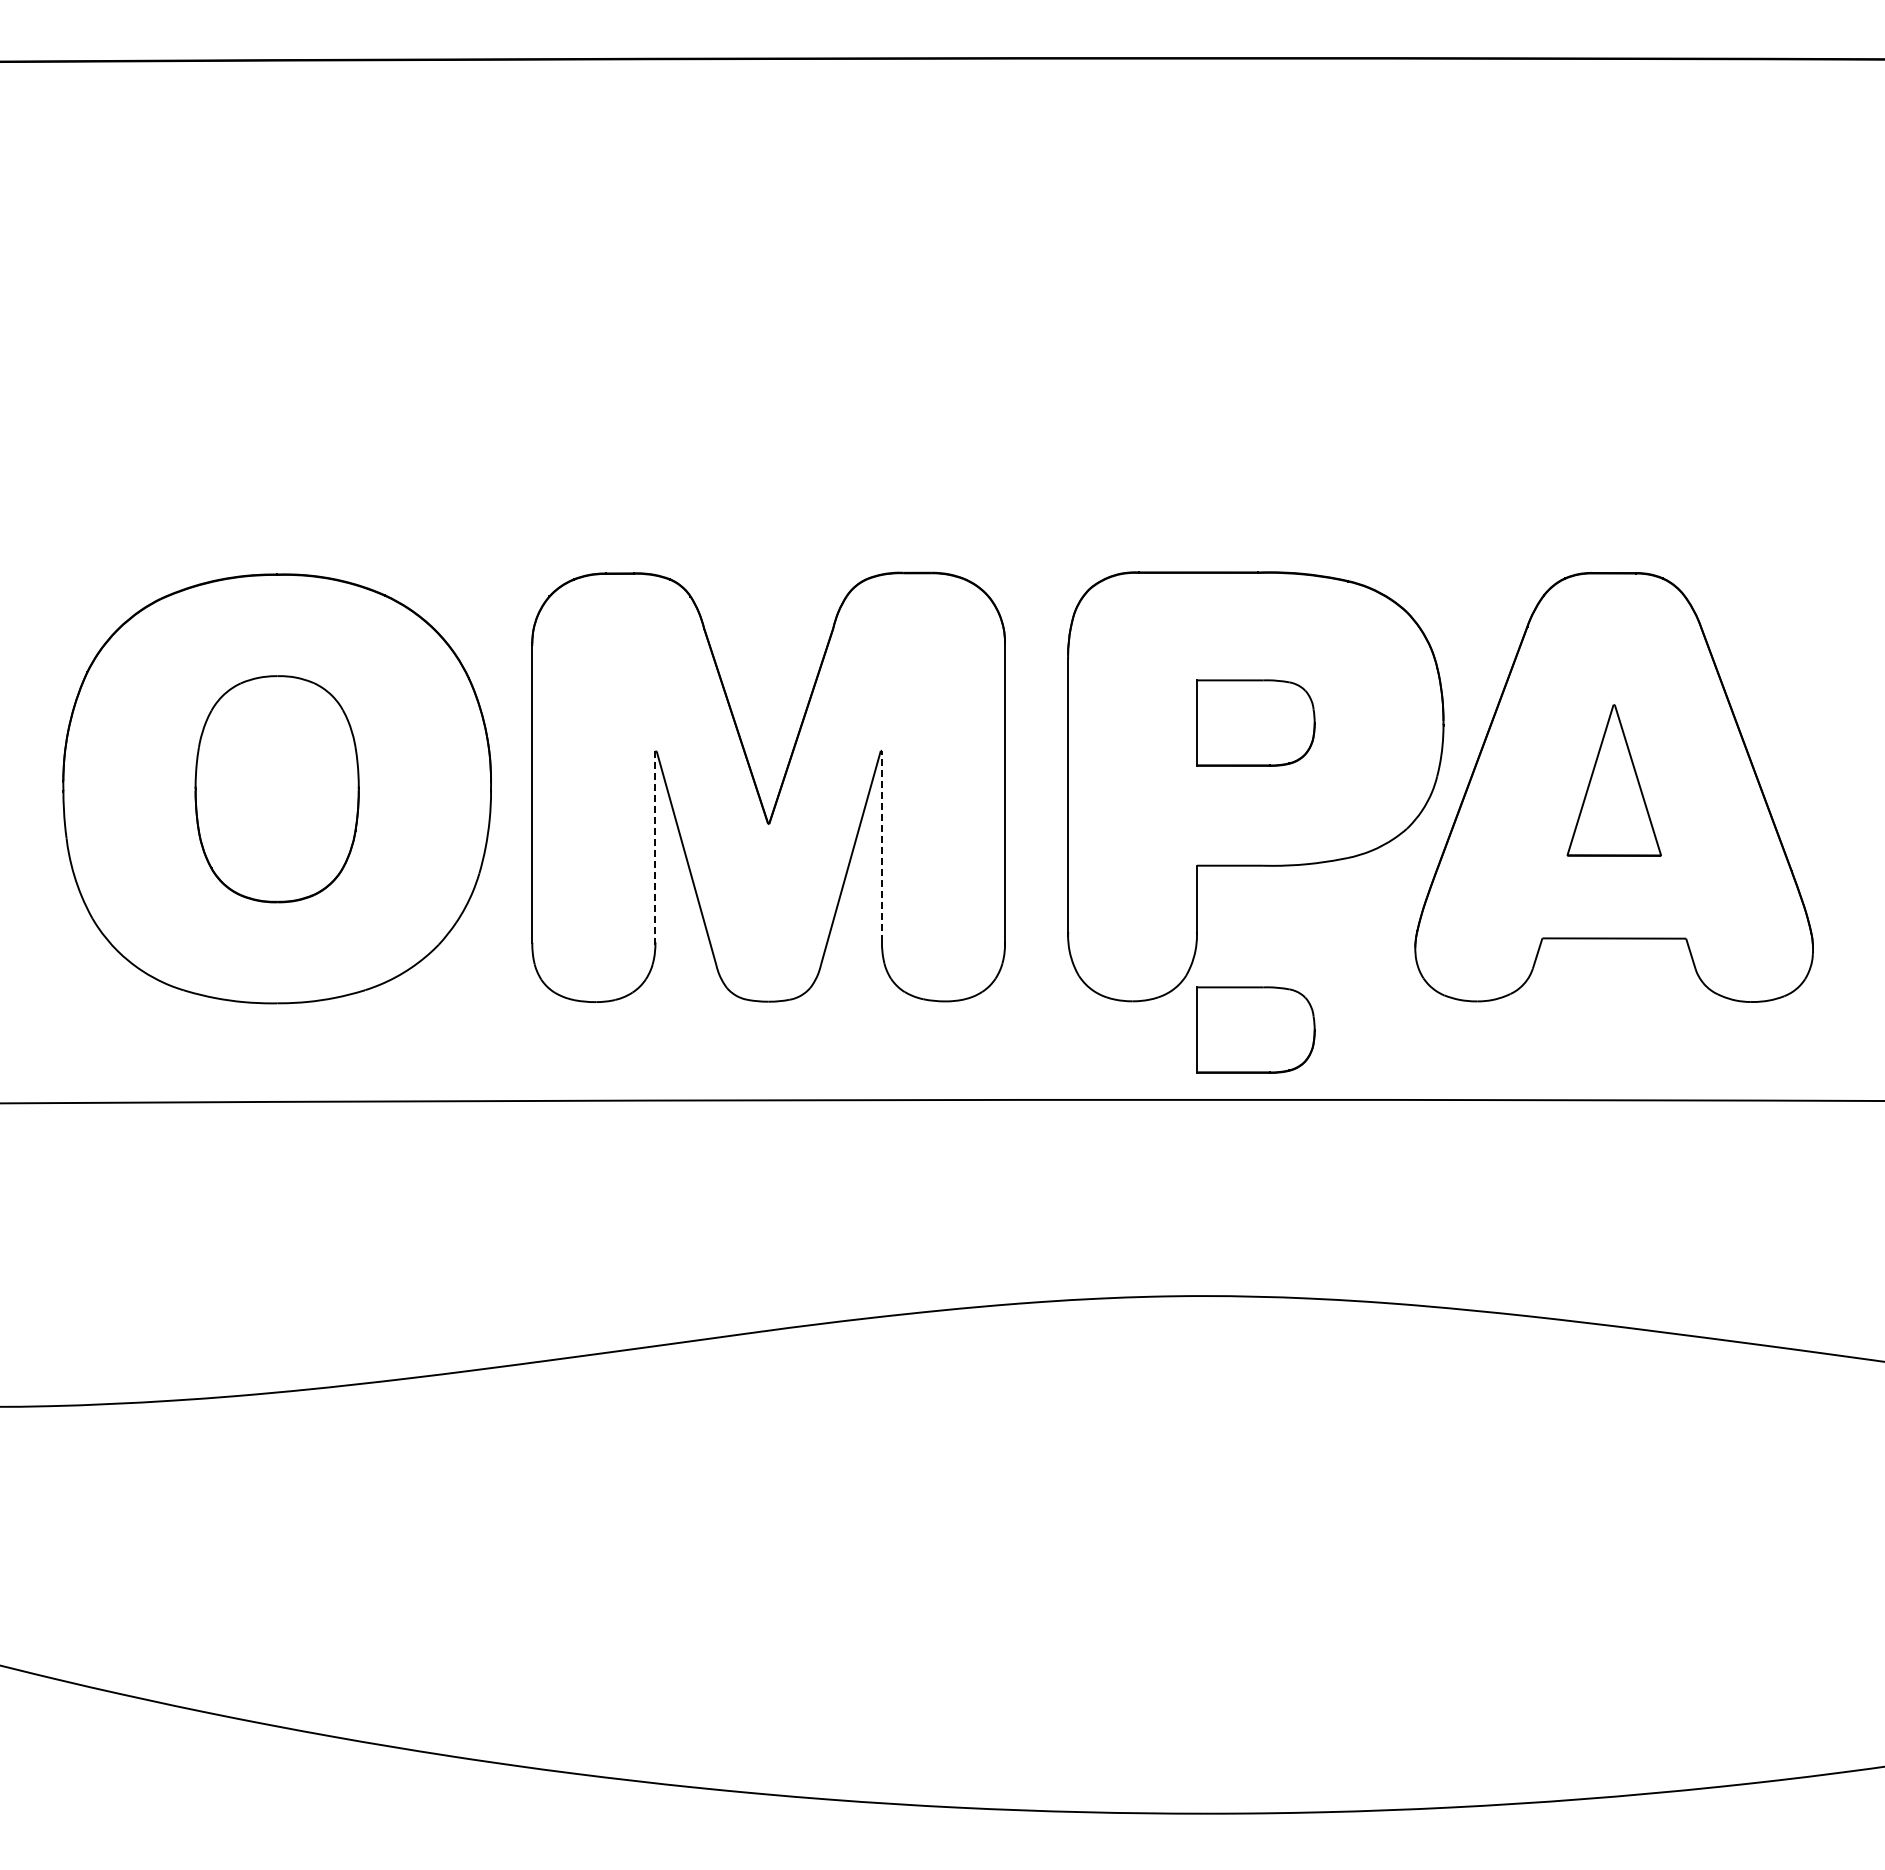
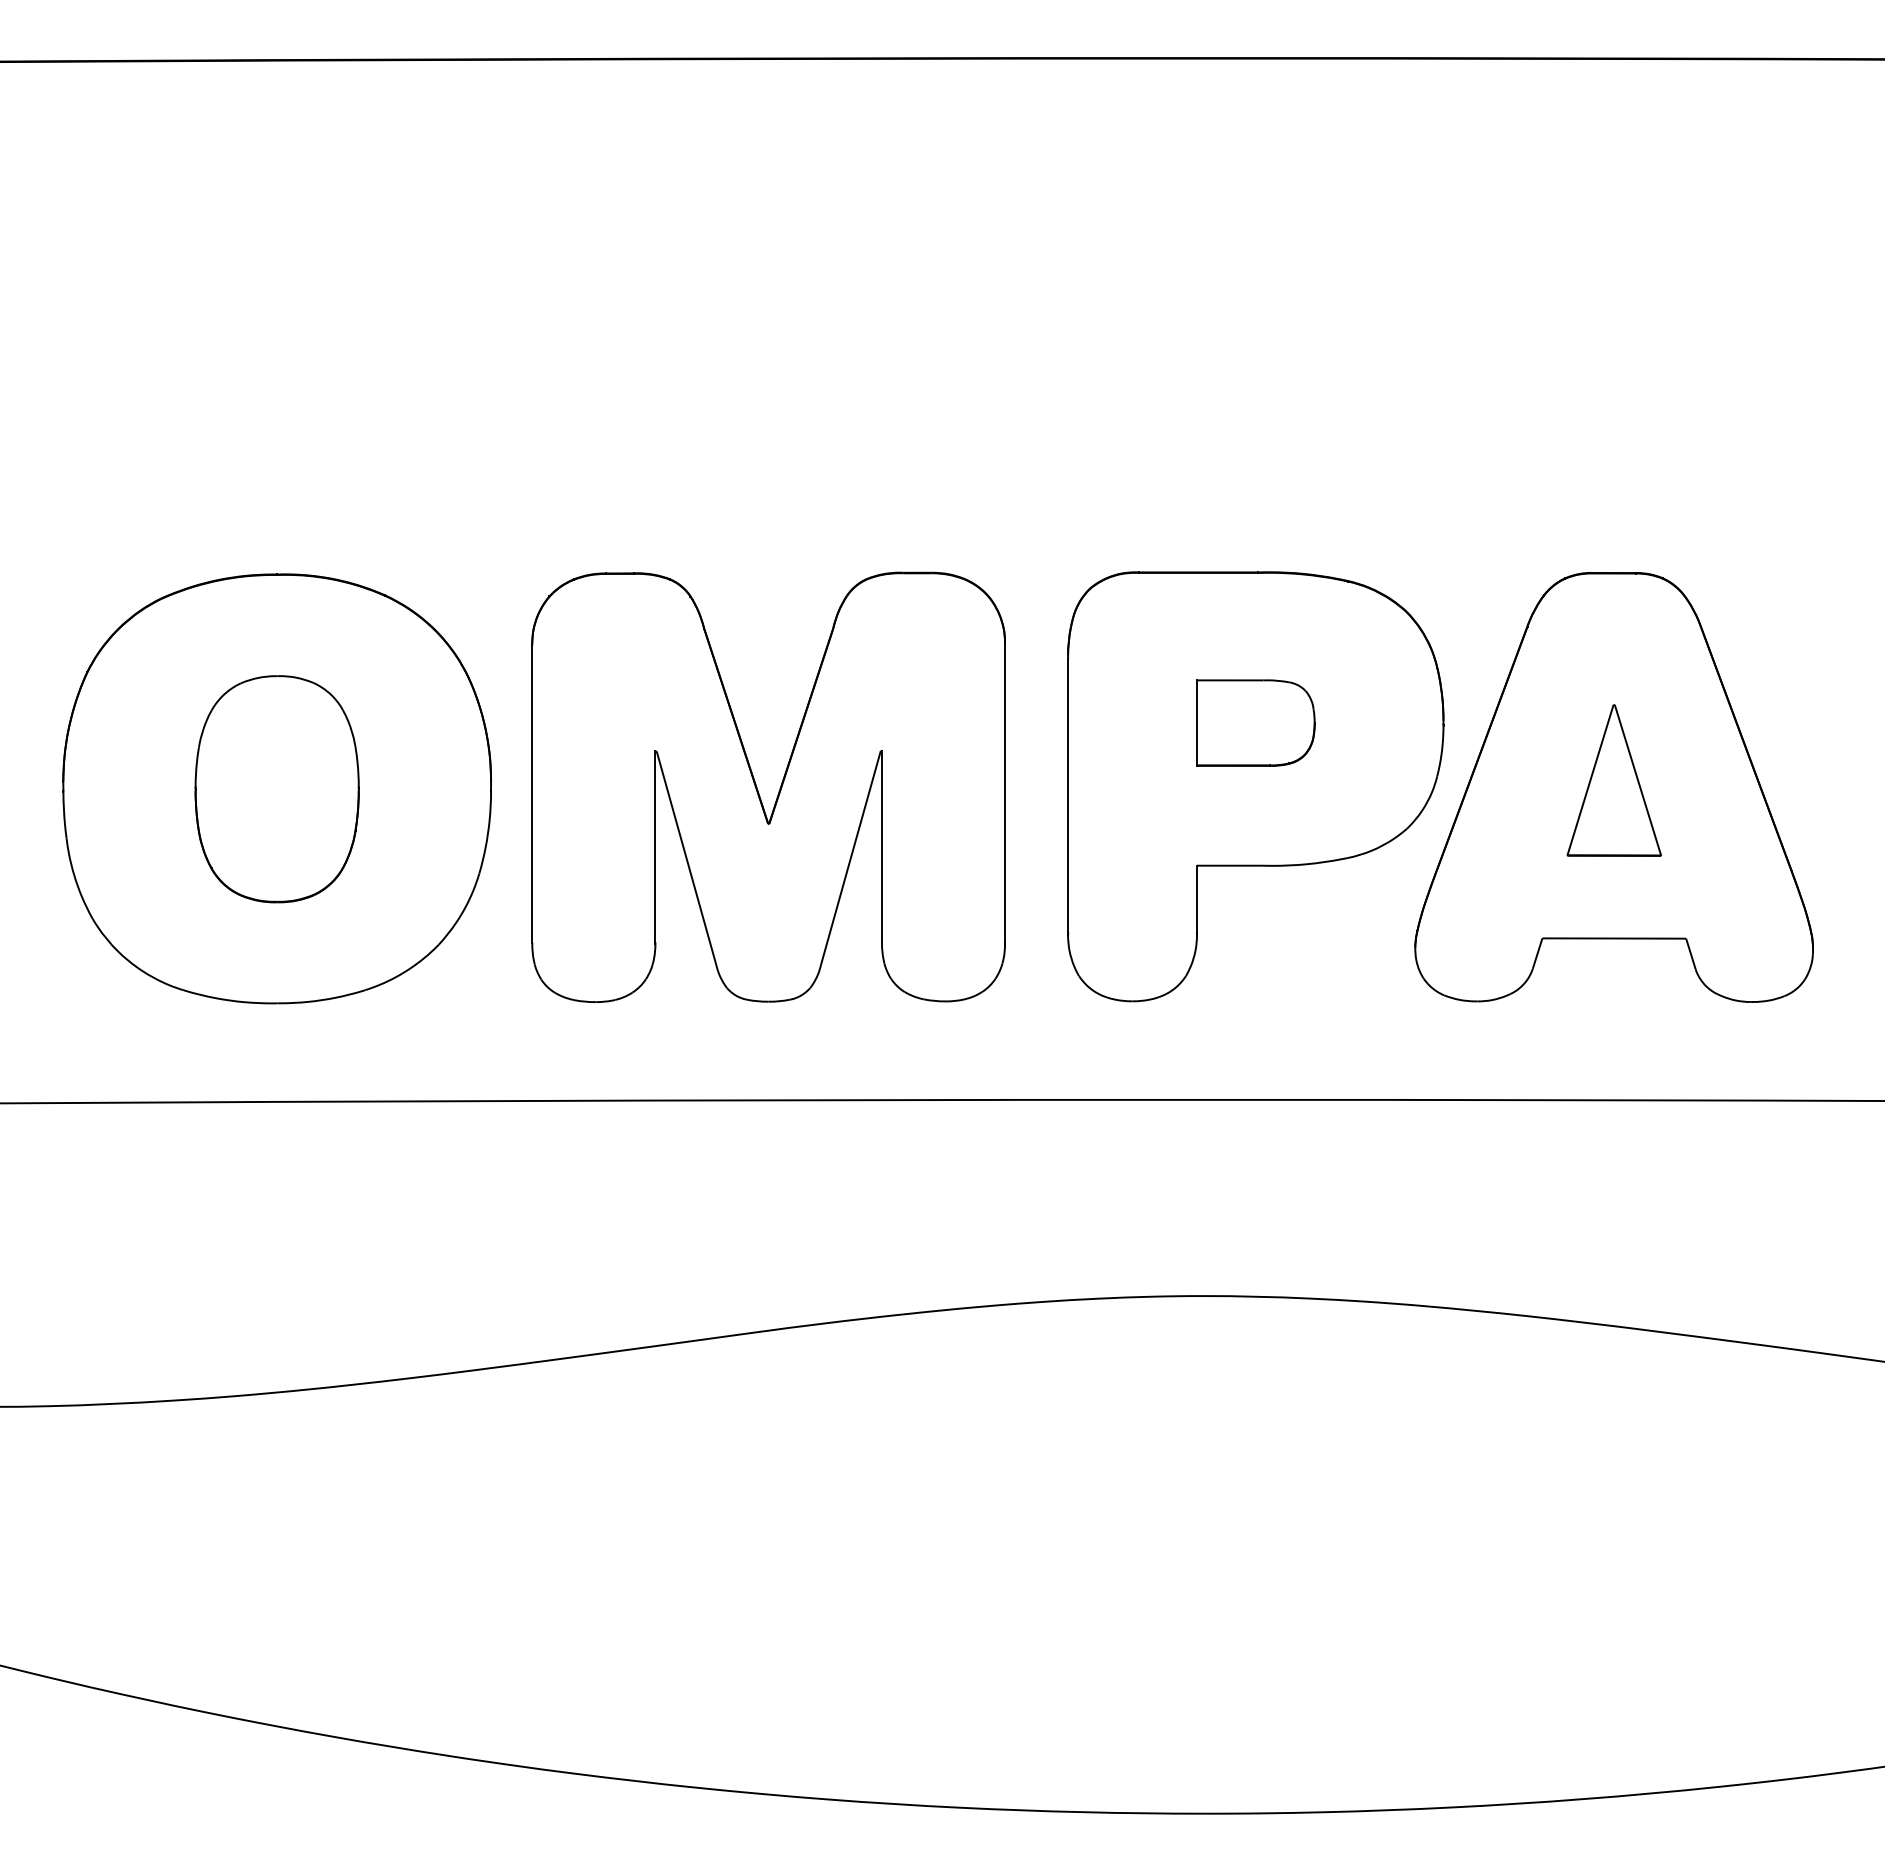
line: dashed -> solid (881, 846)
line: dashed -> solid (655, 847)
part: present -> none (1255, 1029)
